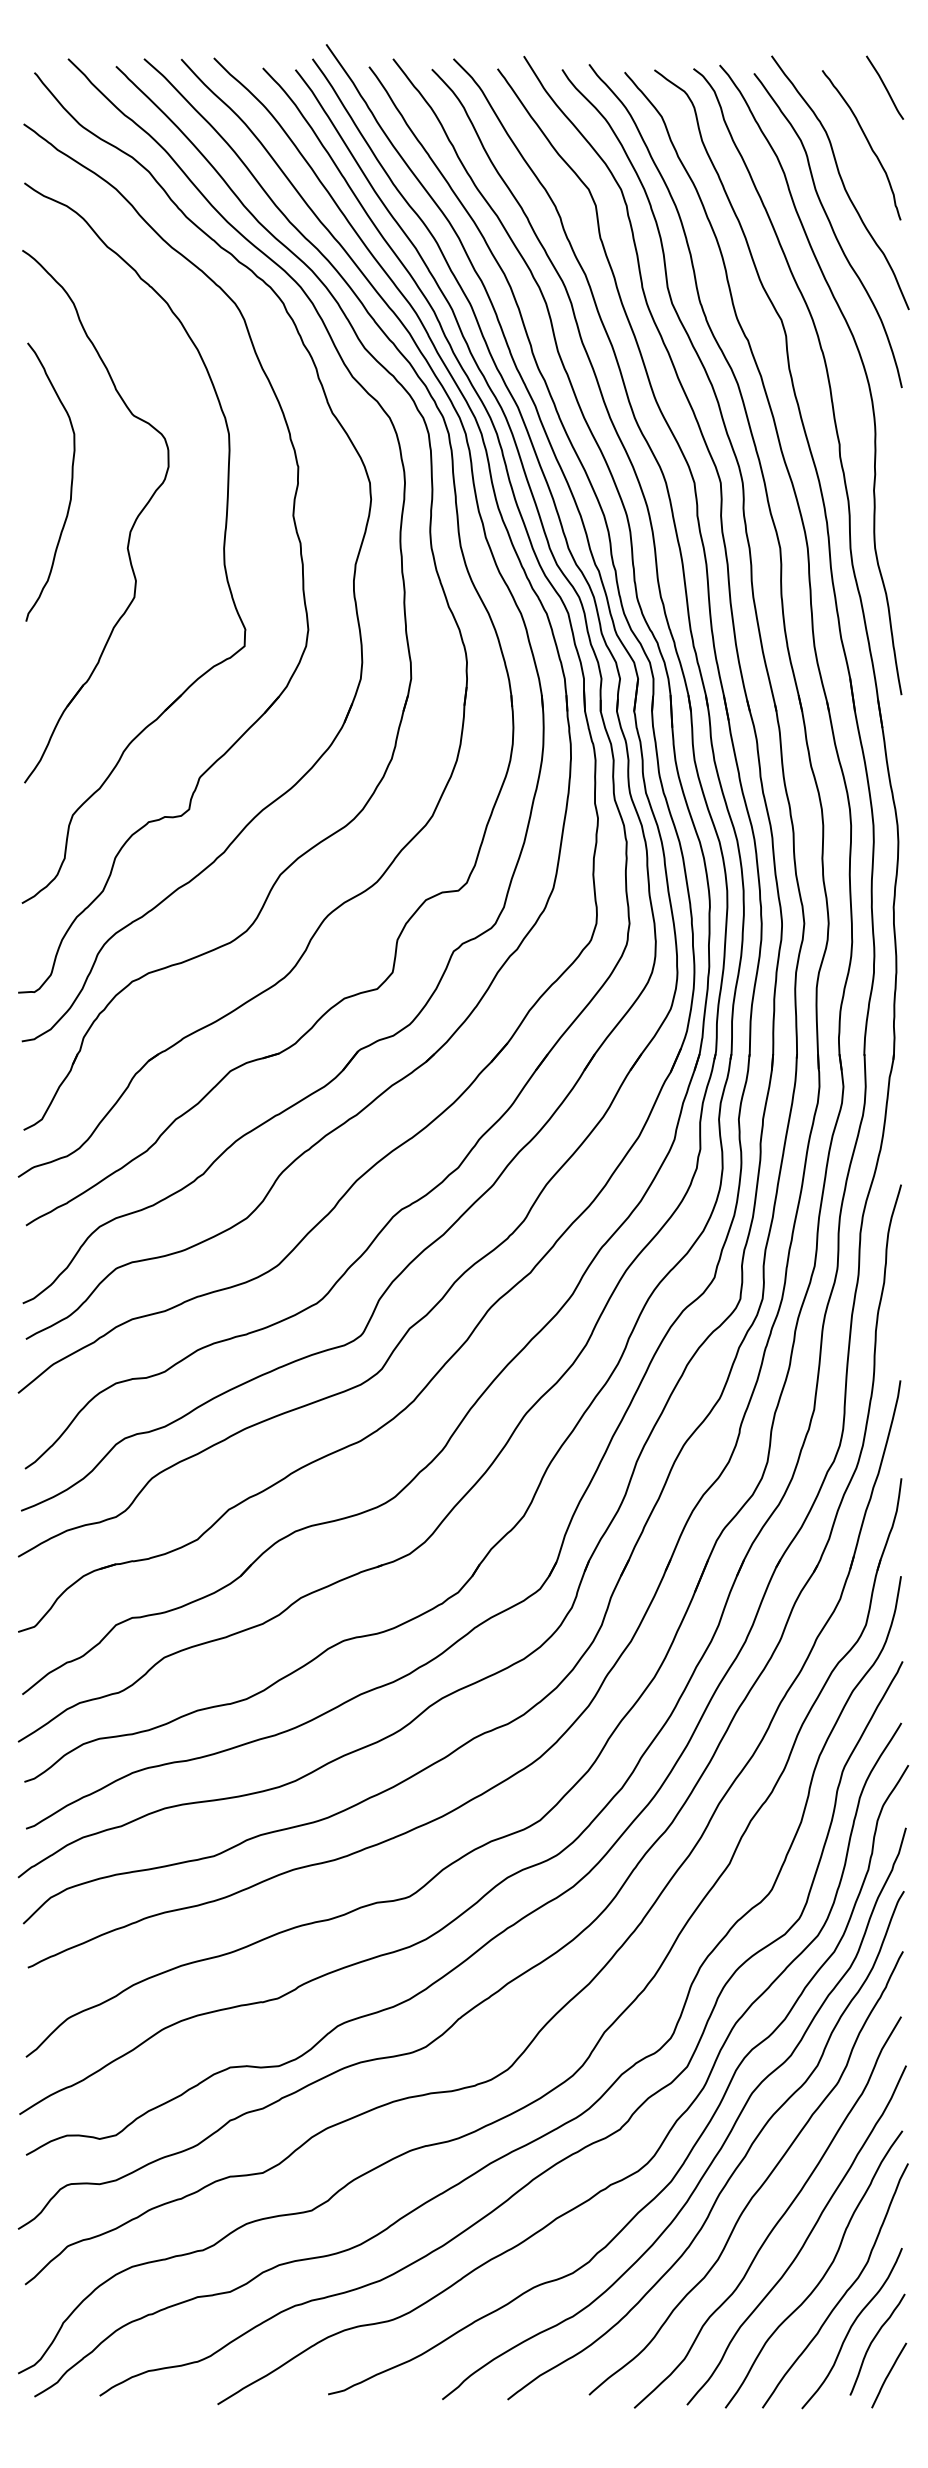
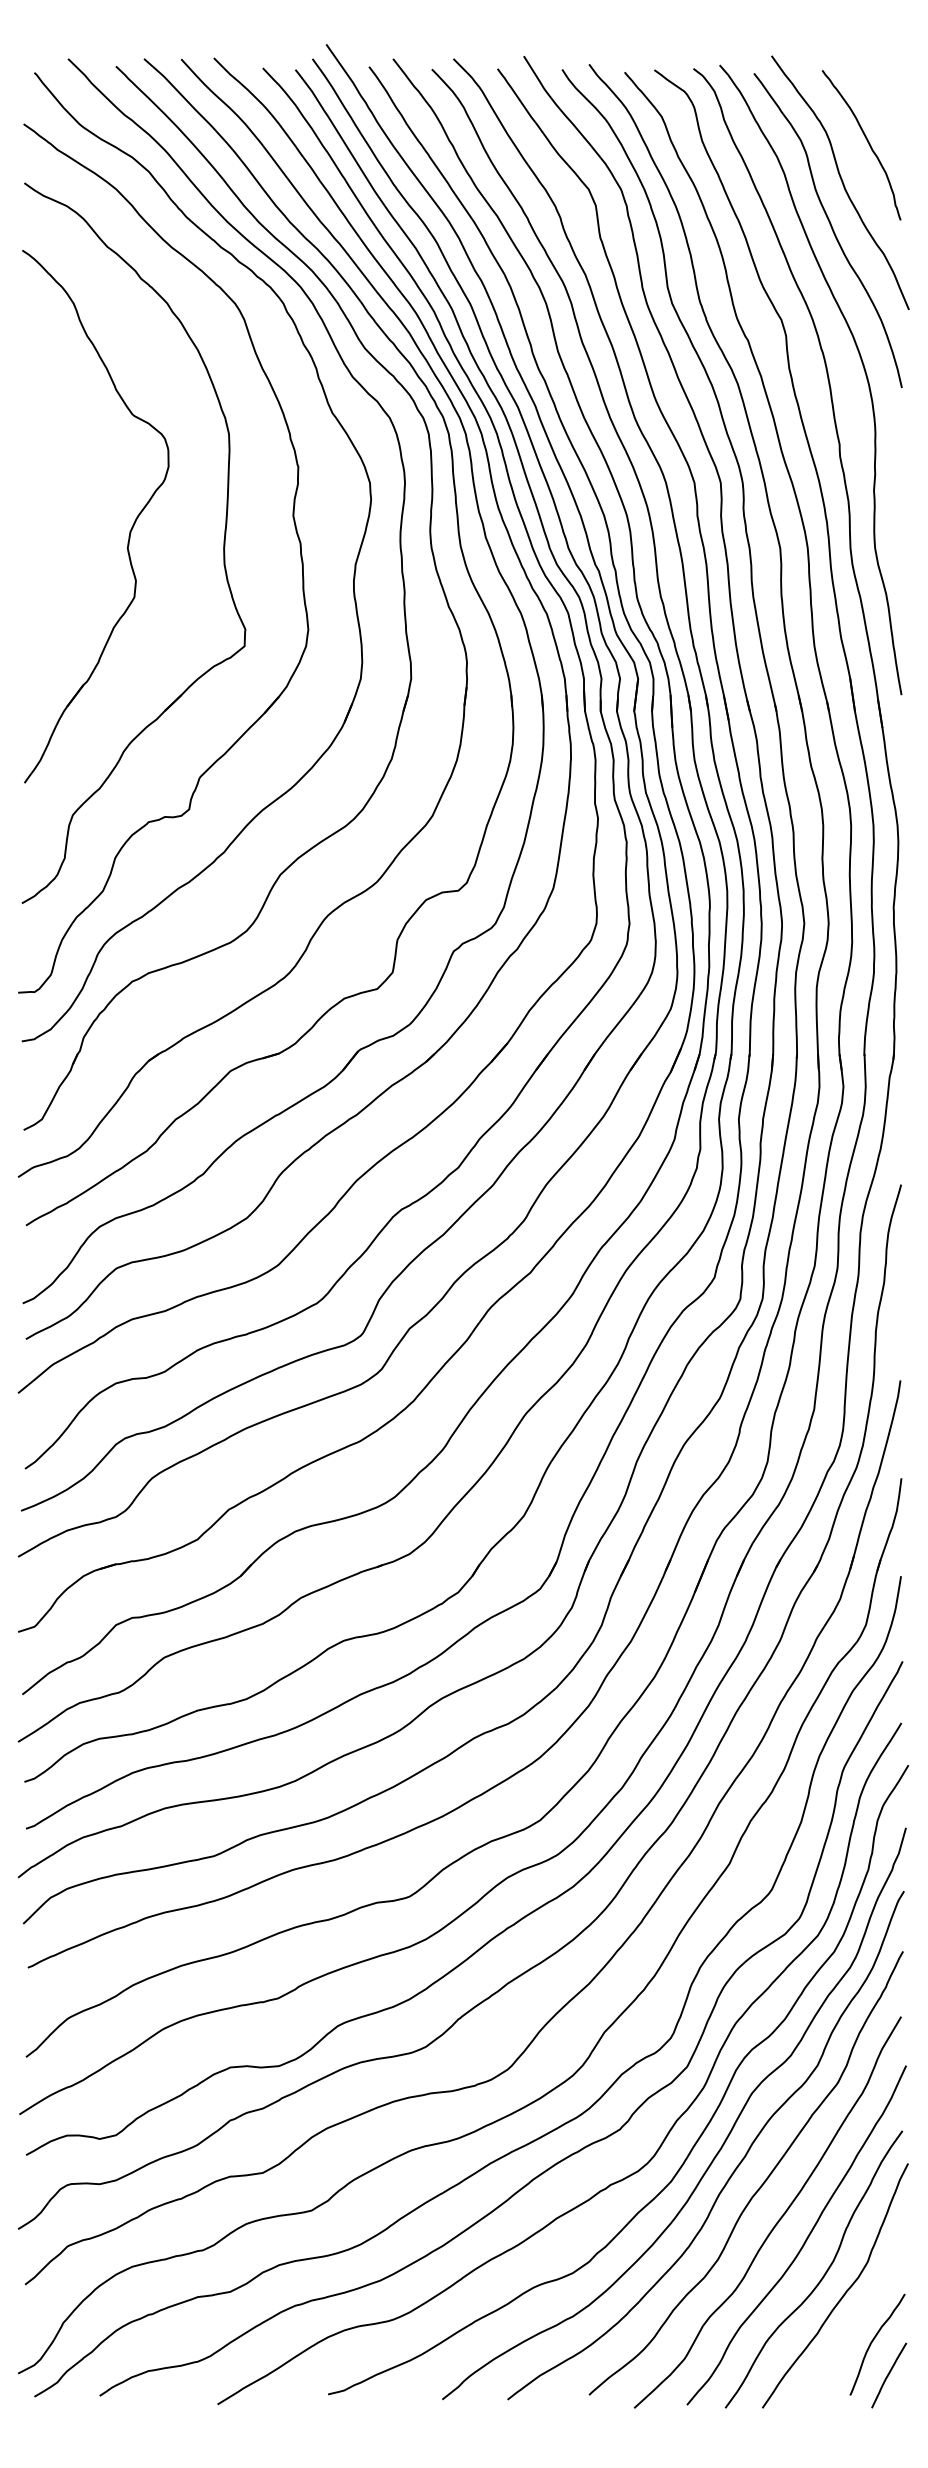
curve: present -> none (884, 87)
curve: present -> none (70, 484)
curve: present -> none (851, 2328)
